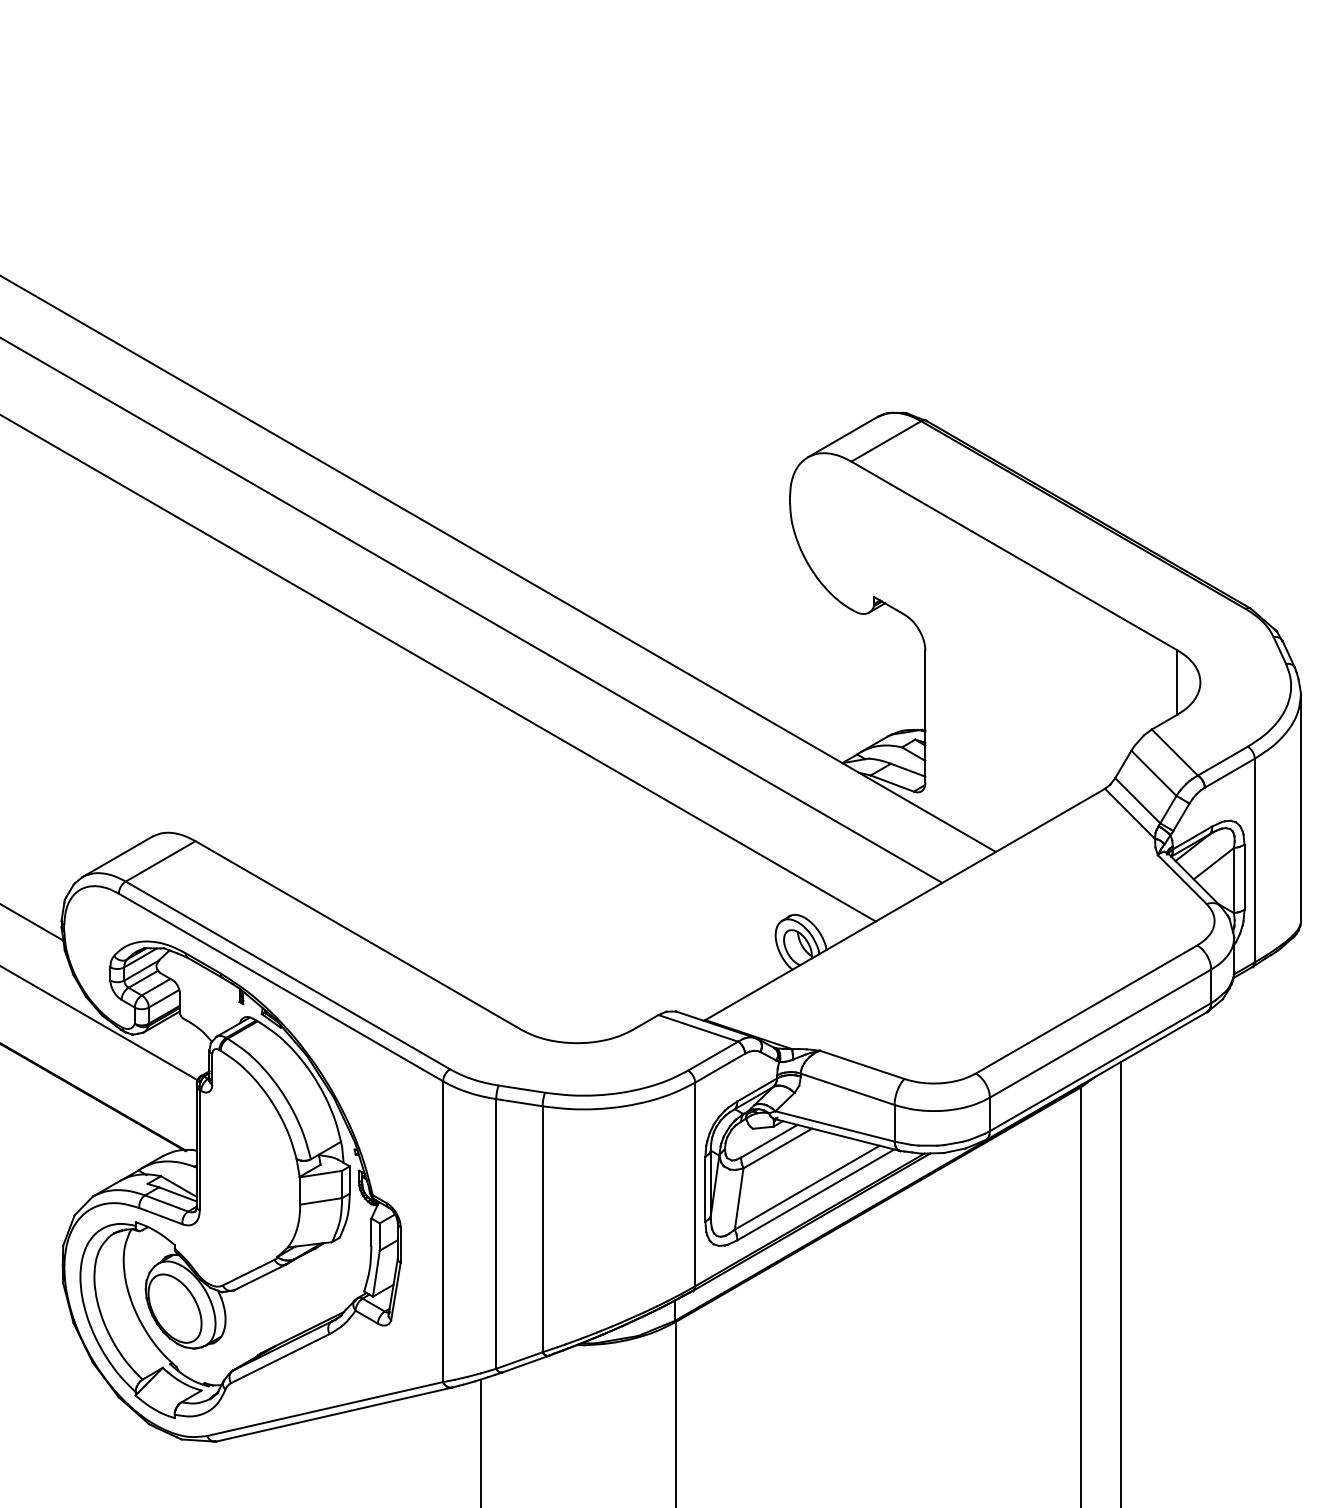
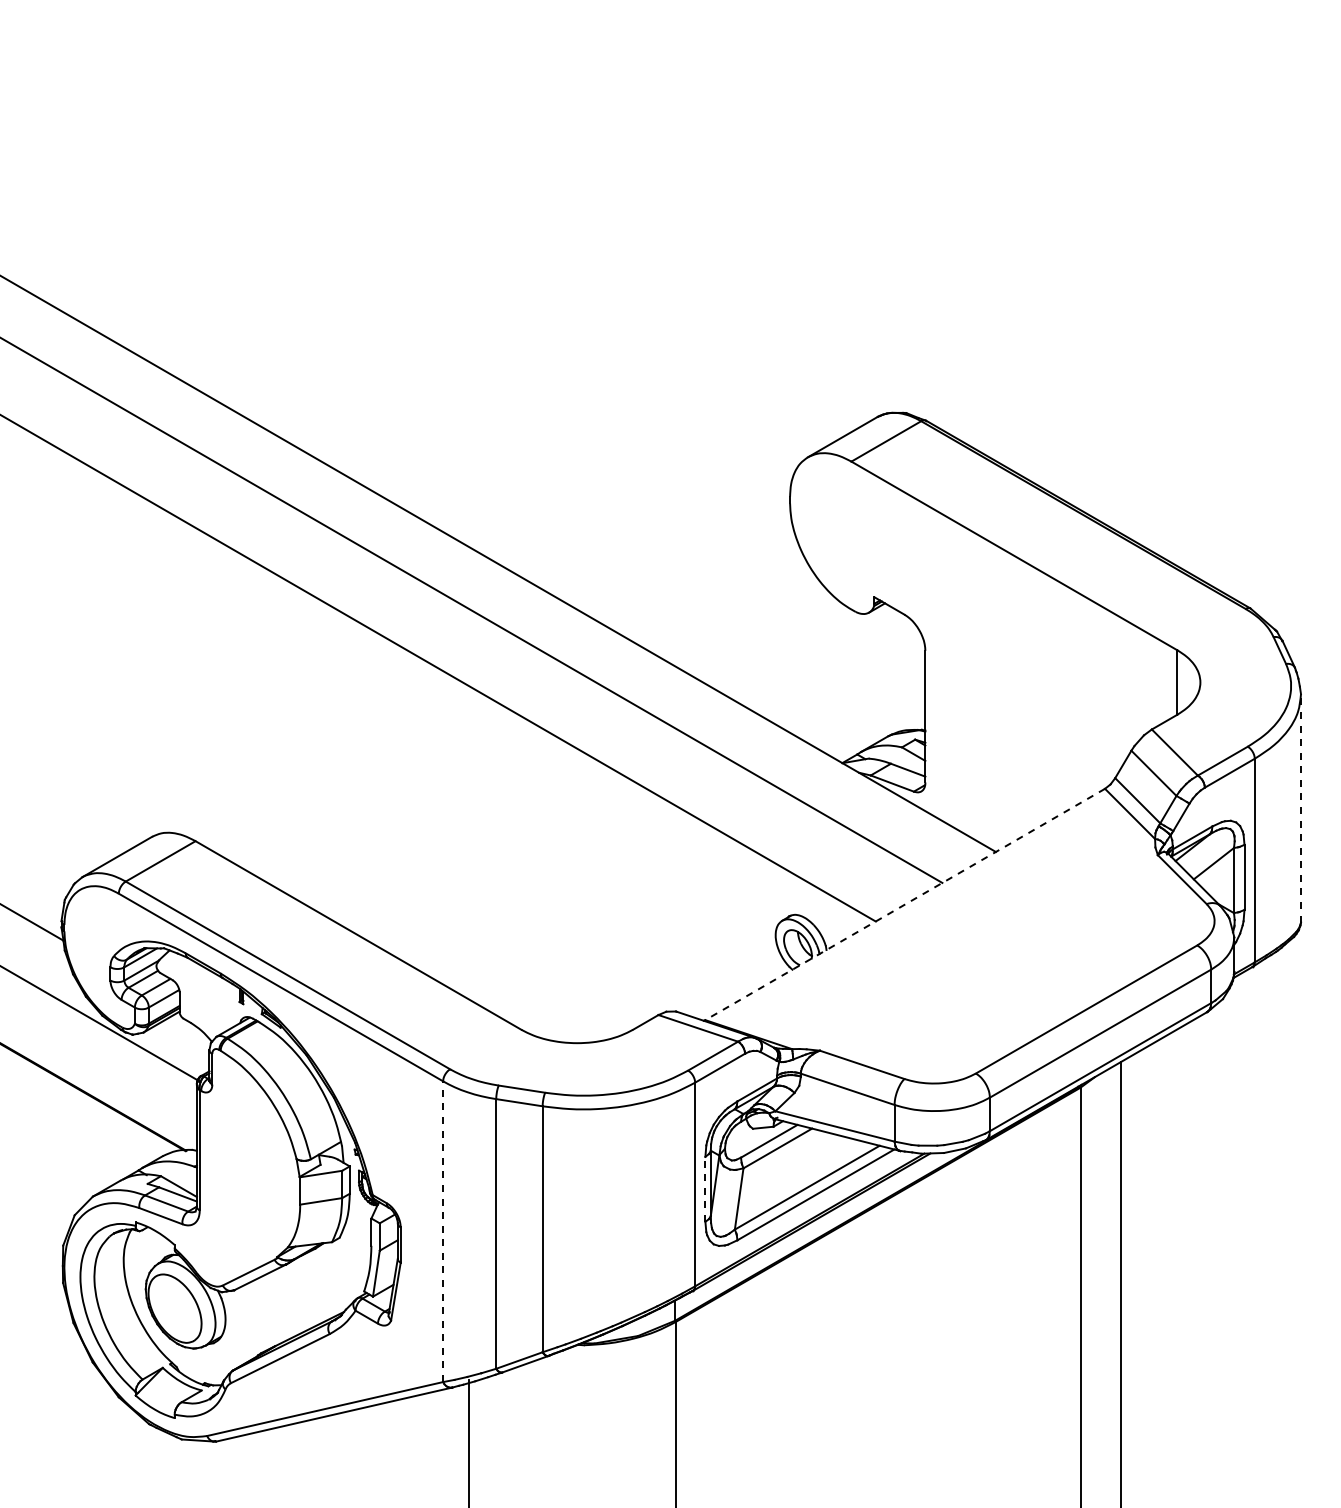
line: solid -> dashed (1301, 807)
line: solid -> dashed (905, 904)
line: solid -> dashed (705, 1188)
line: solid -> dashed (443, 1231)
line position: (480, 1441) -> (468, 1441) (468, 1441)
